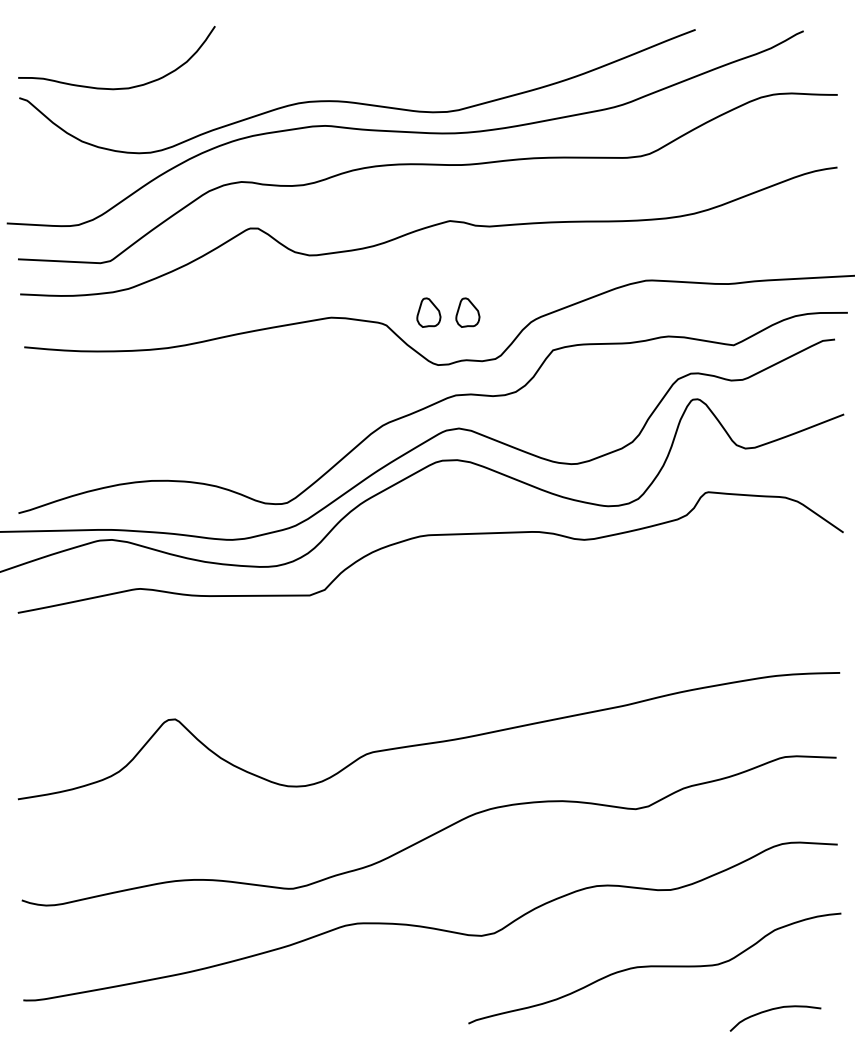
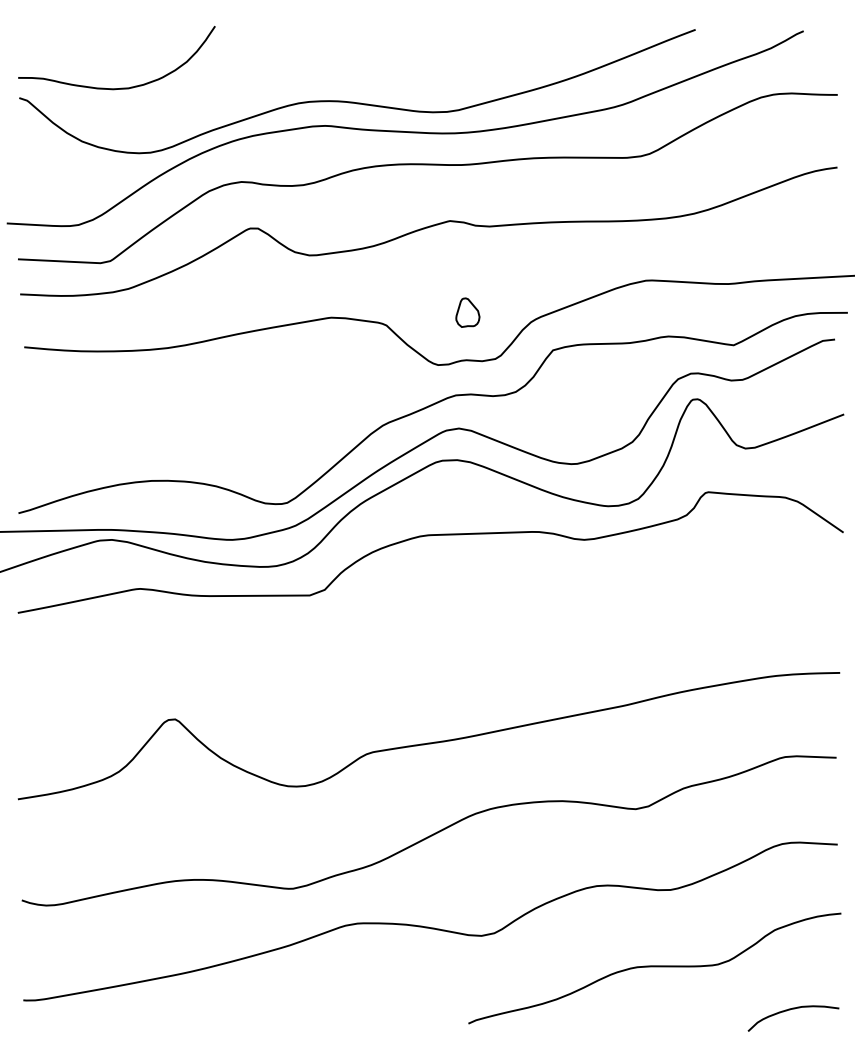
part: present -> none (428, 312)
curve position: (772, 1010) -> (790, 1010) (790, 1010)
